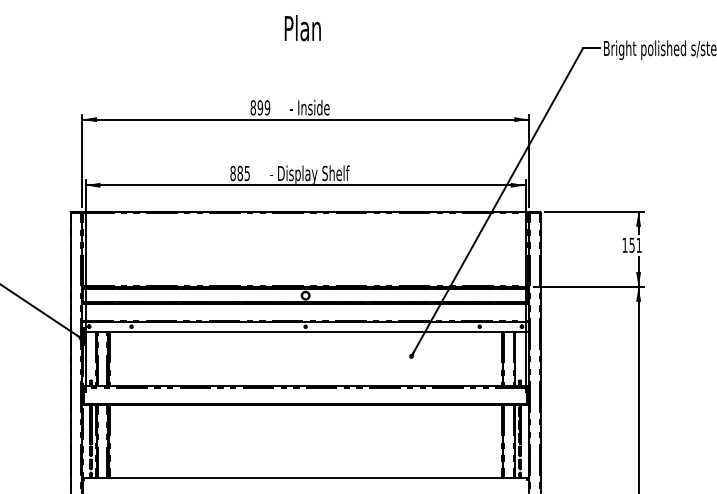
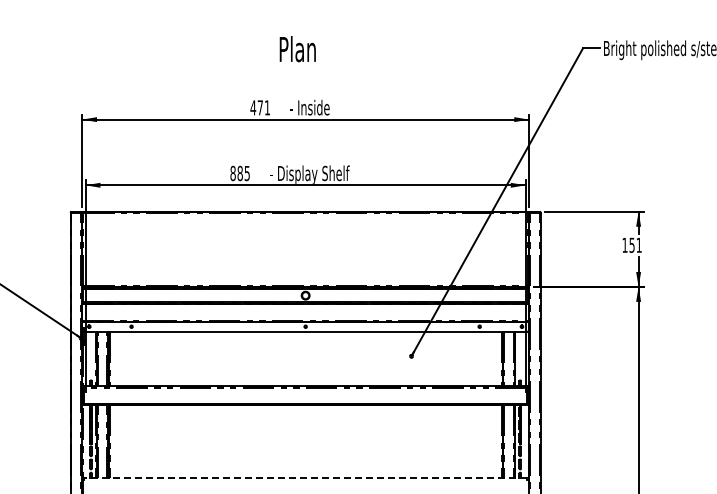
text position: (302, 28) -> (297, 49) (297, 49)
text: 899 -> 471 (260, 107)
line: solid -> dashed (305, 478)
